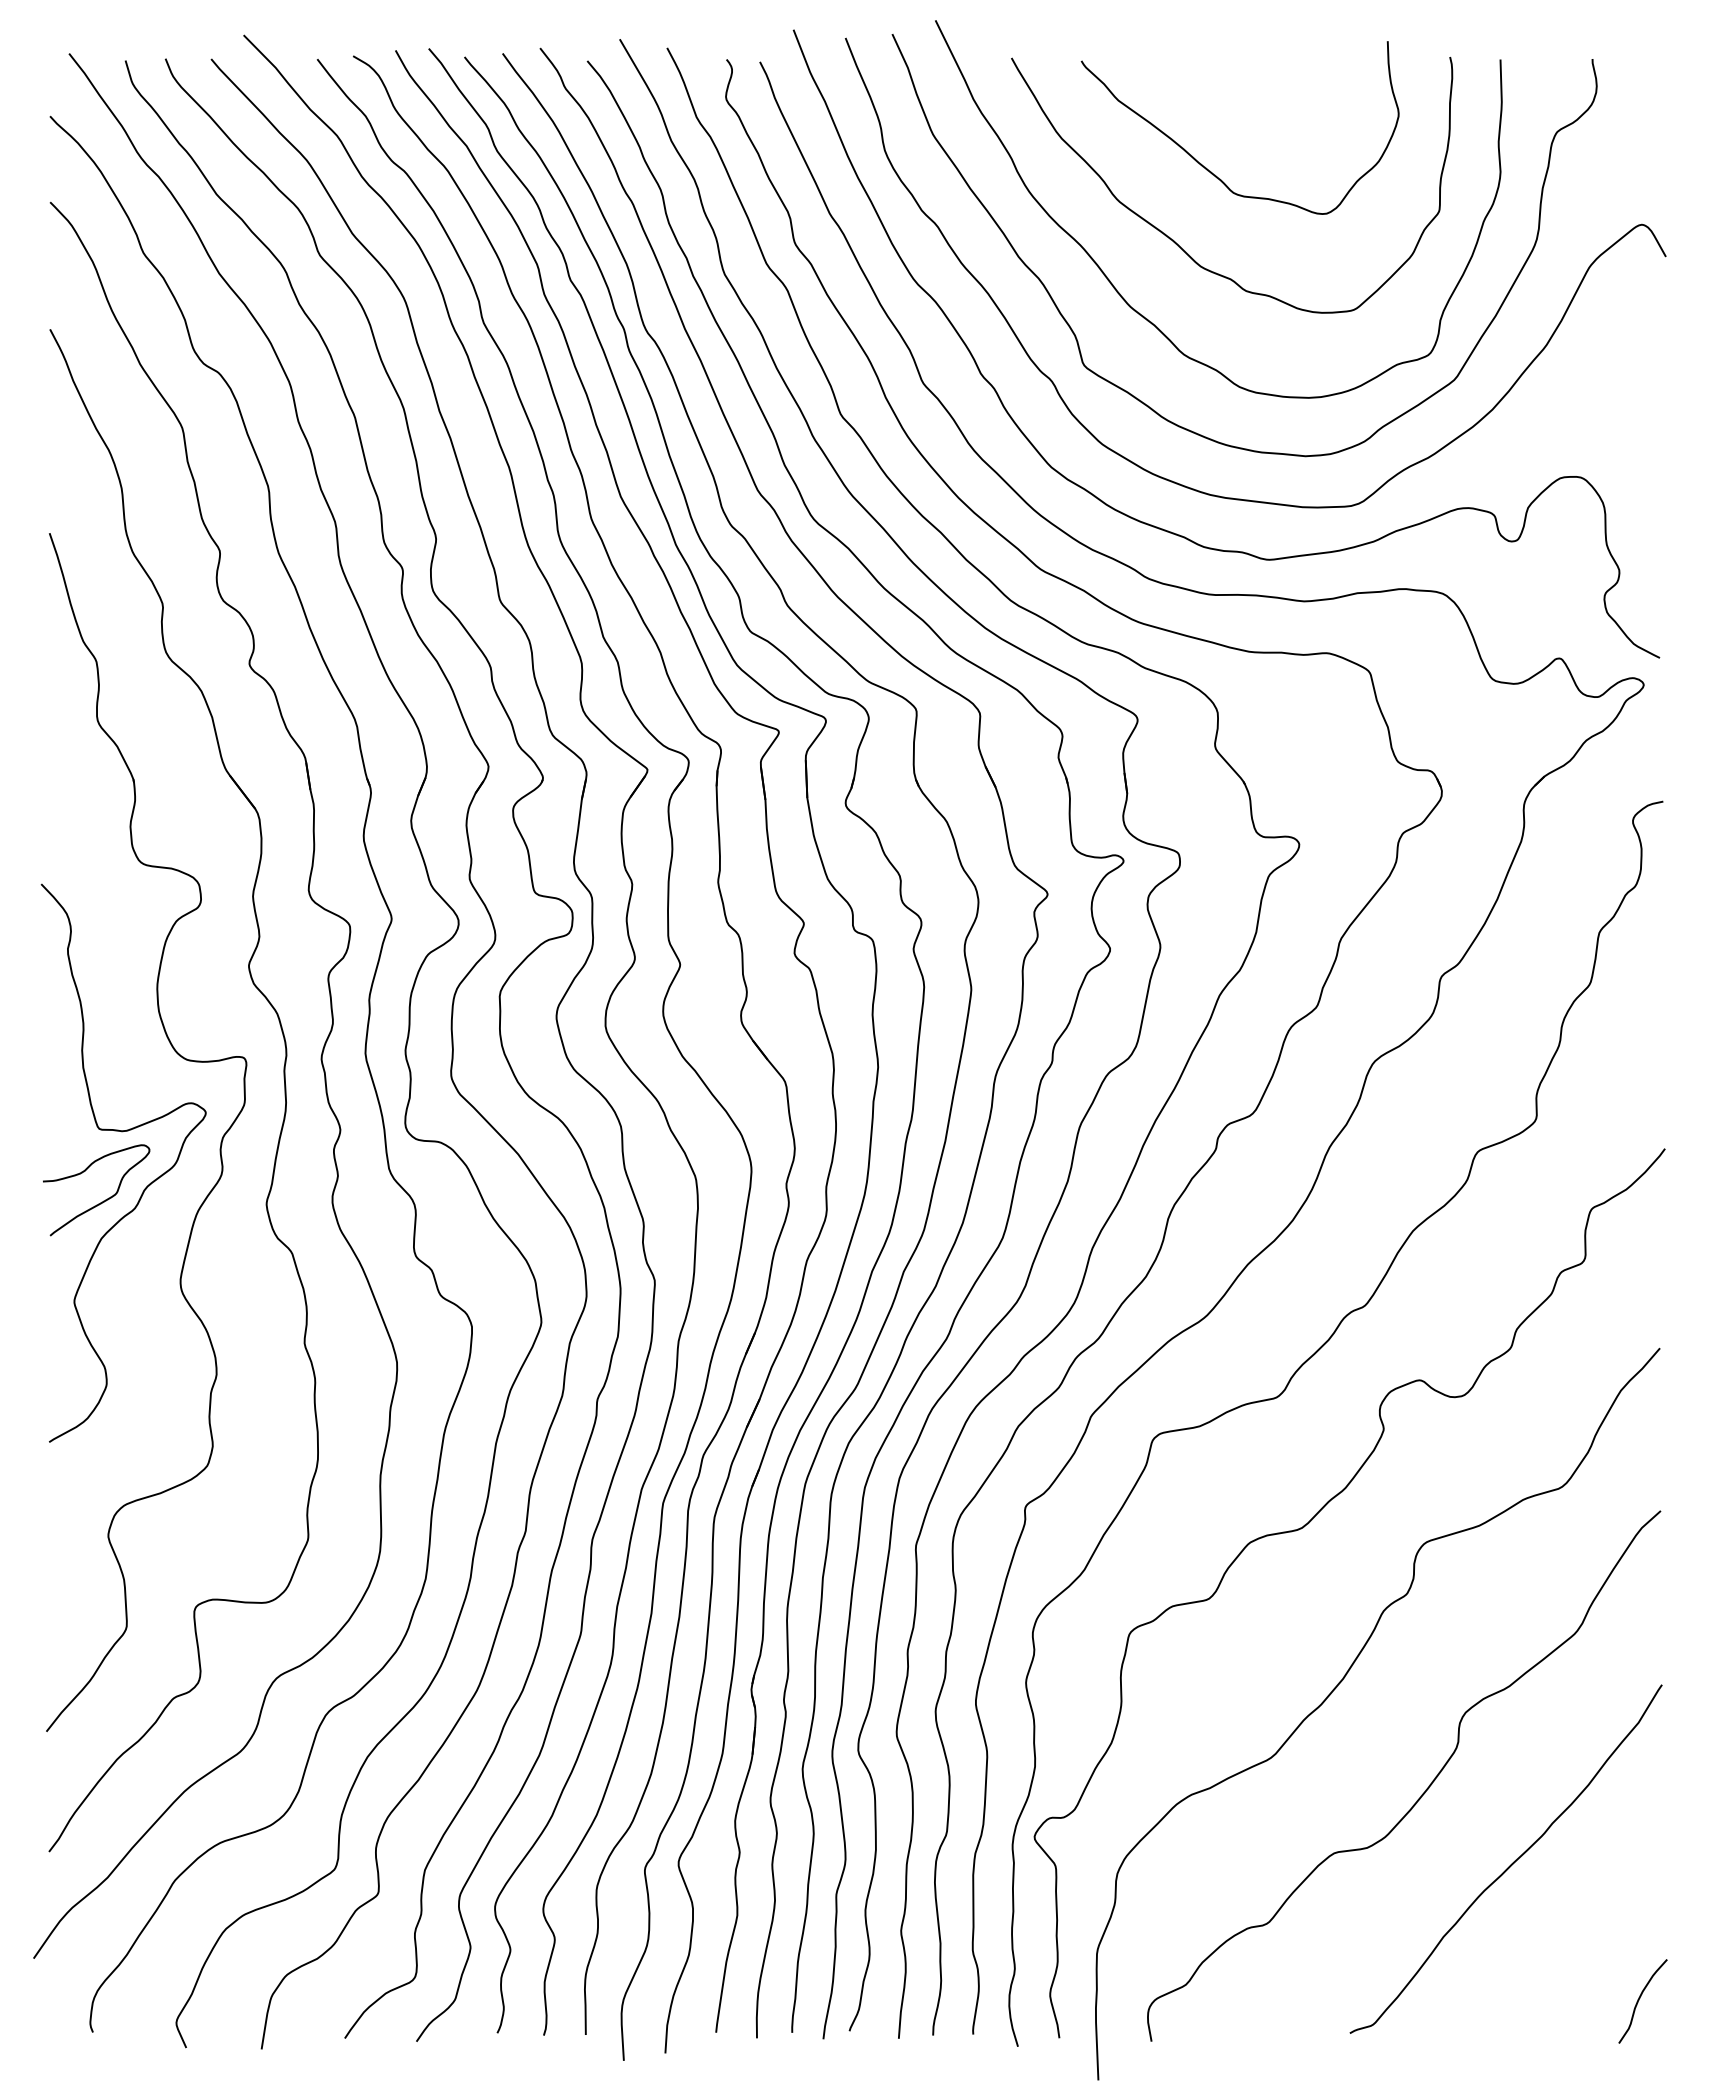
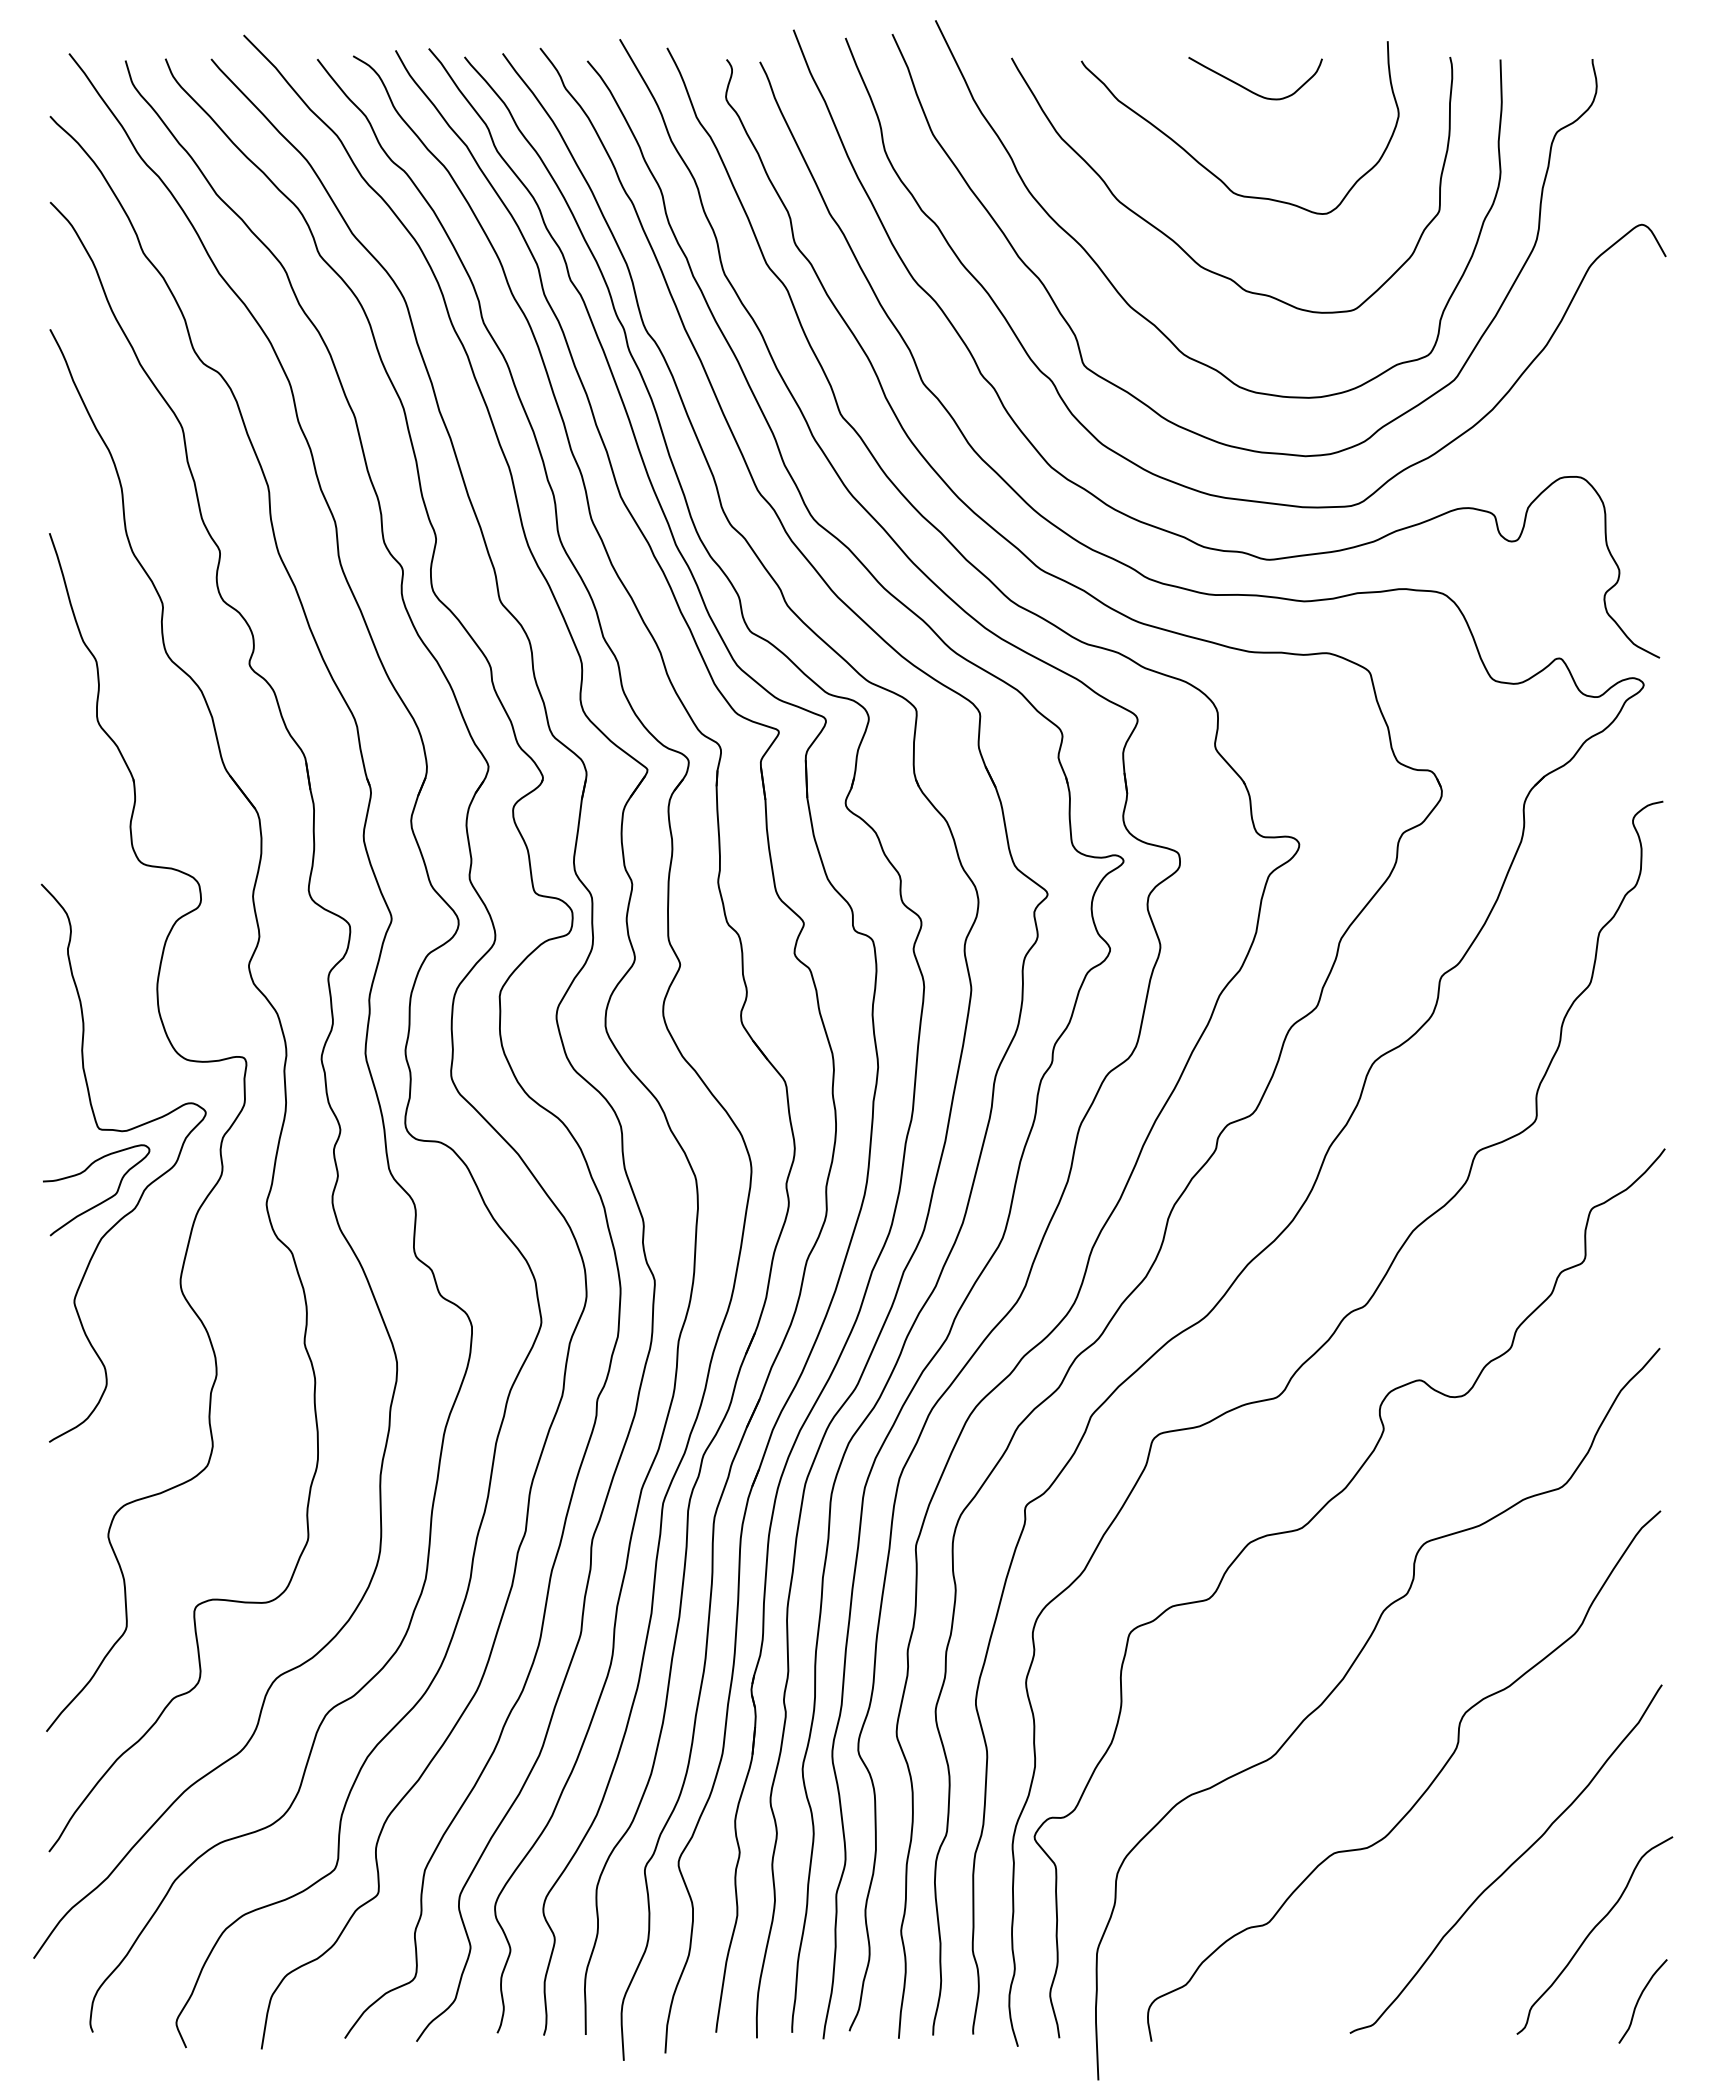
curve: none -> present (1249, 89)
curve: none -> present (1590, 1934)
